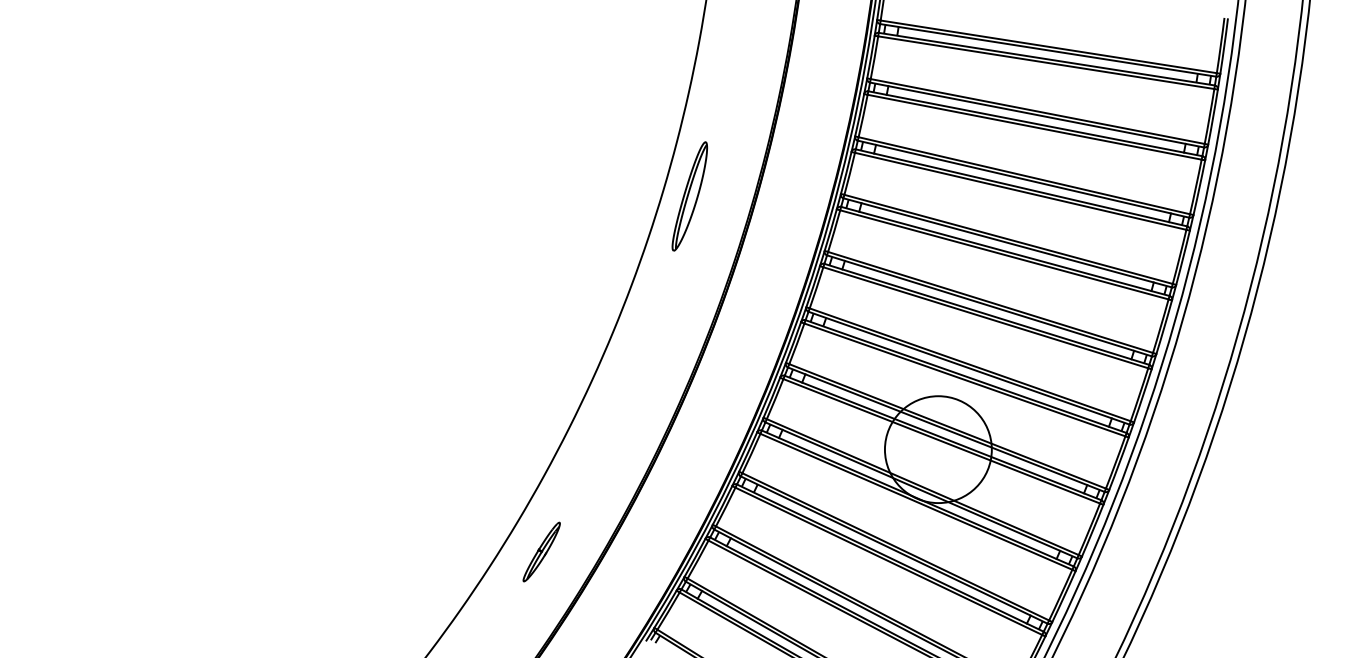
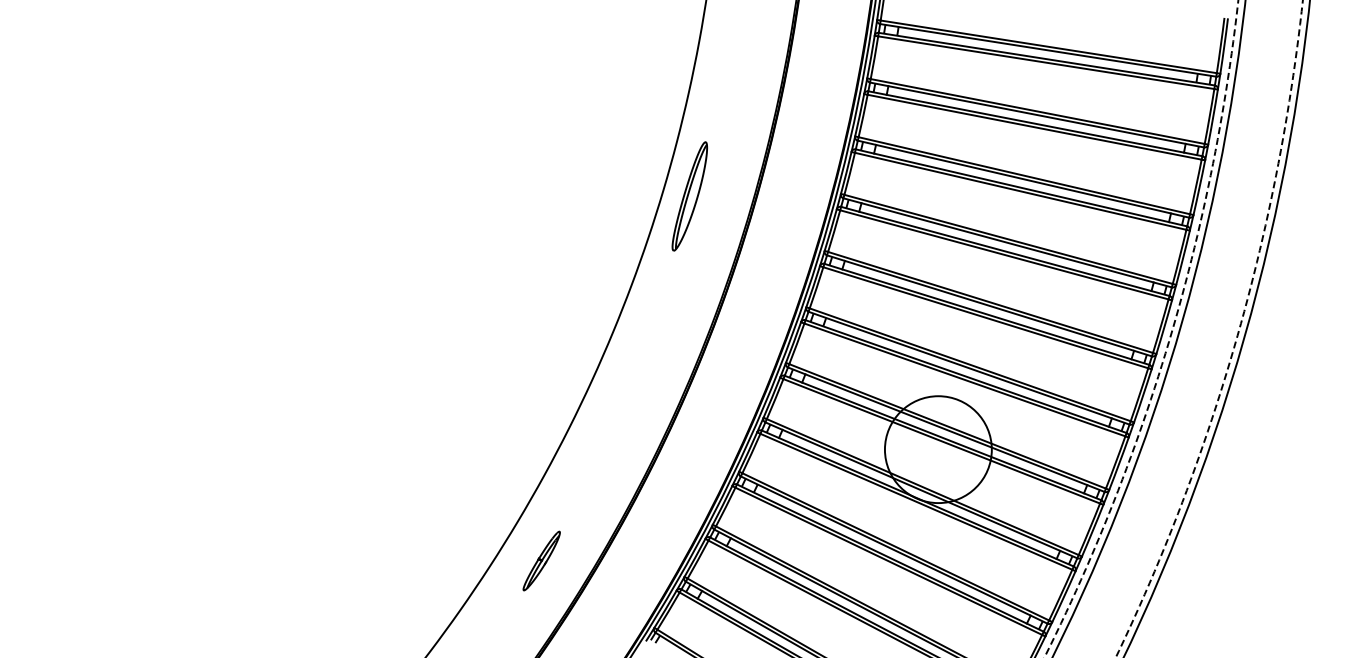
circle: solid -> dashed (1141, 328)
circle: solid -> dashed (1208, 328)
part position: (541, 551) -> (541, 560) (541, 560)
